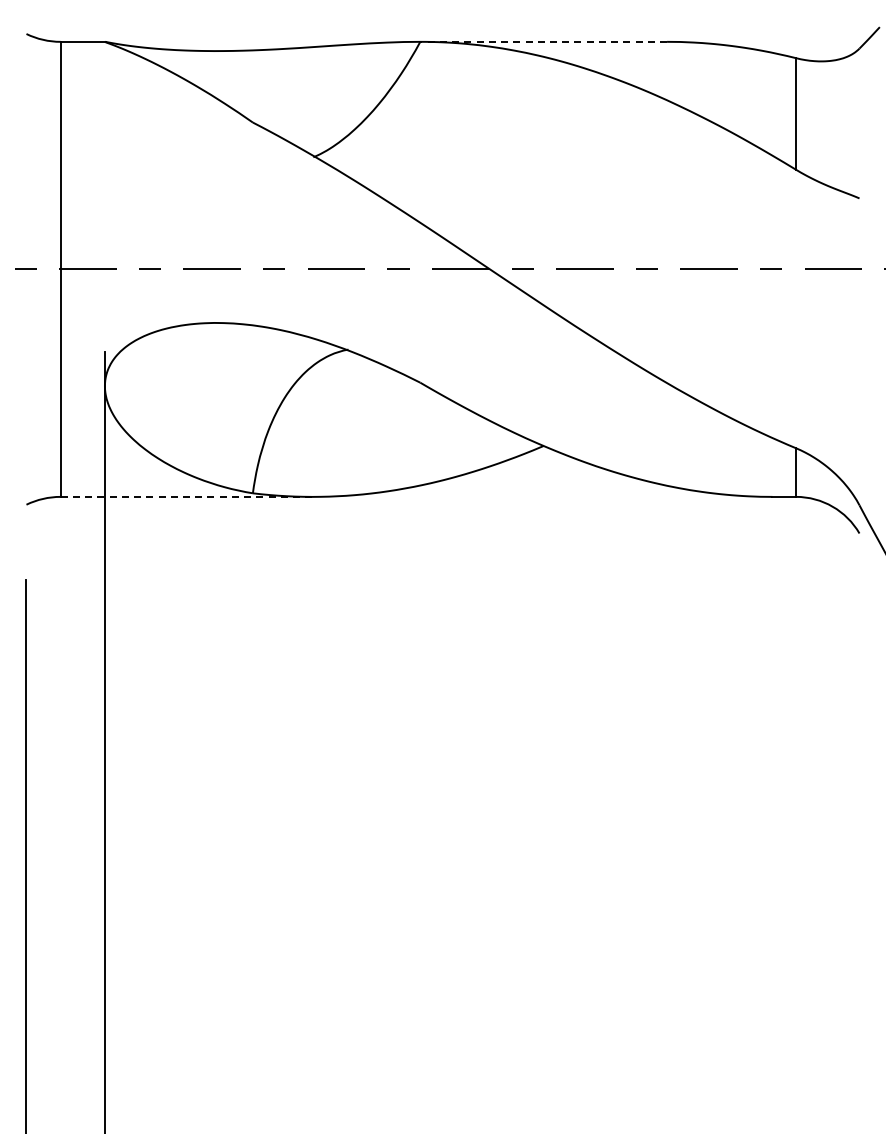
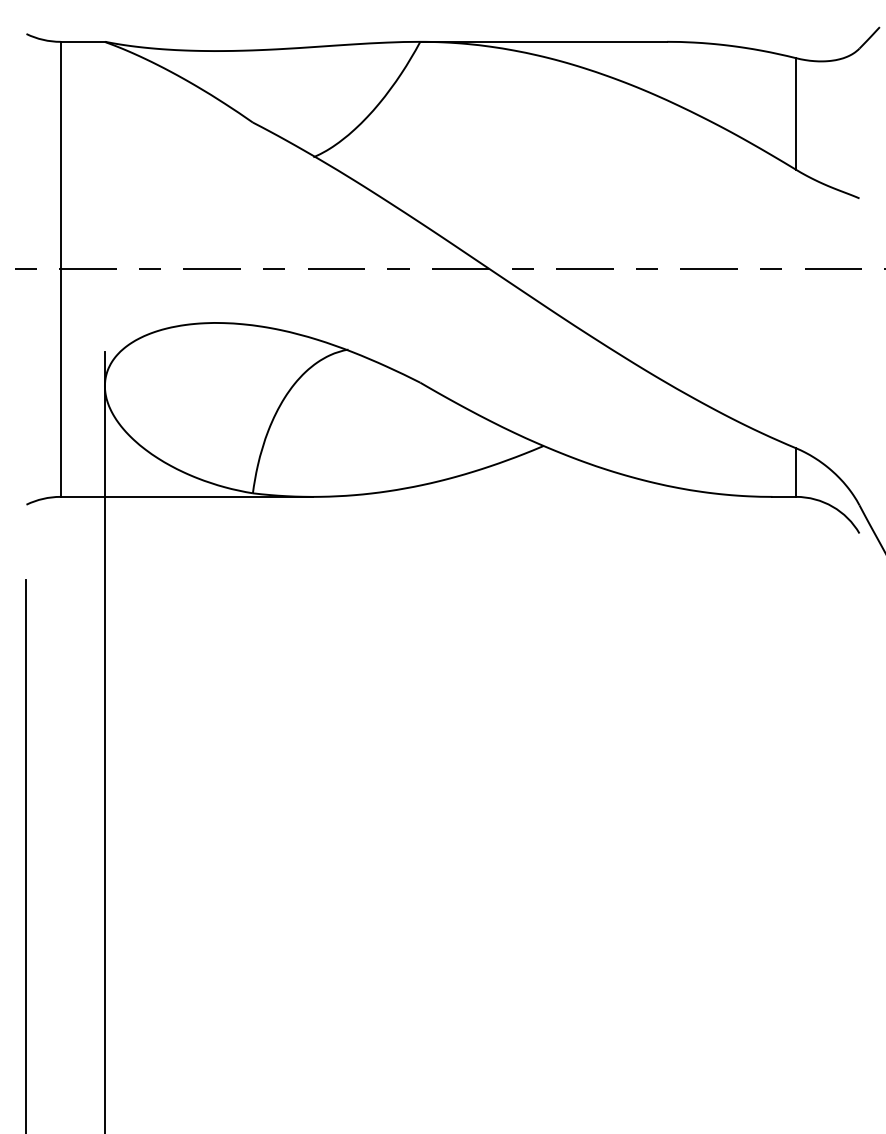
line: dashed -> solid (543, 41)
line: dashed -> solid (187, 496)
